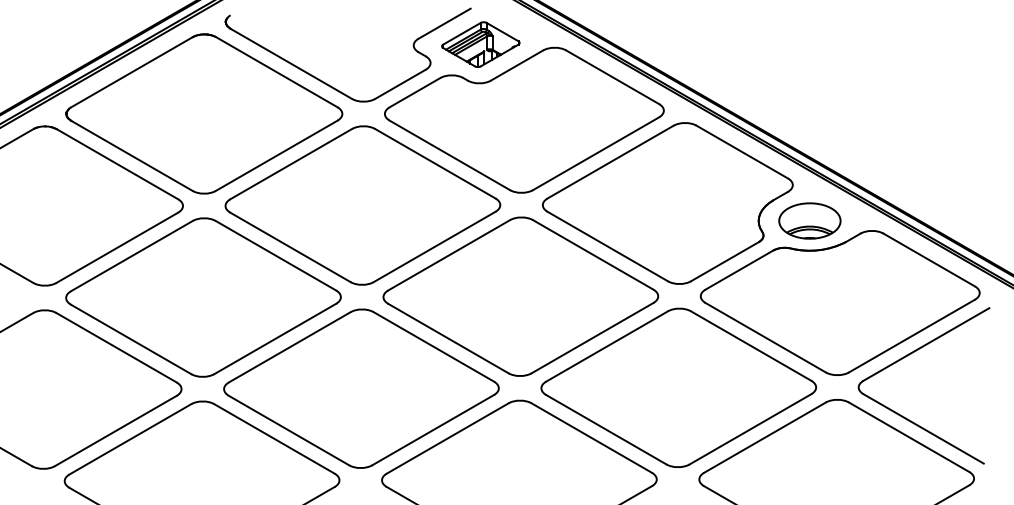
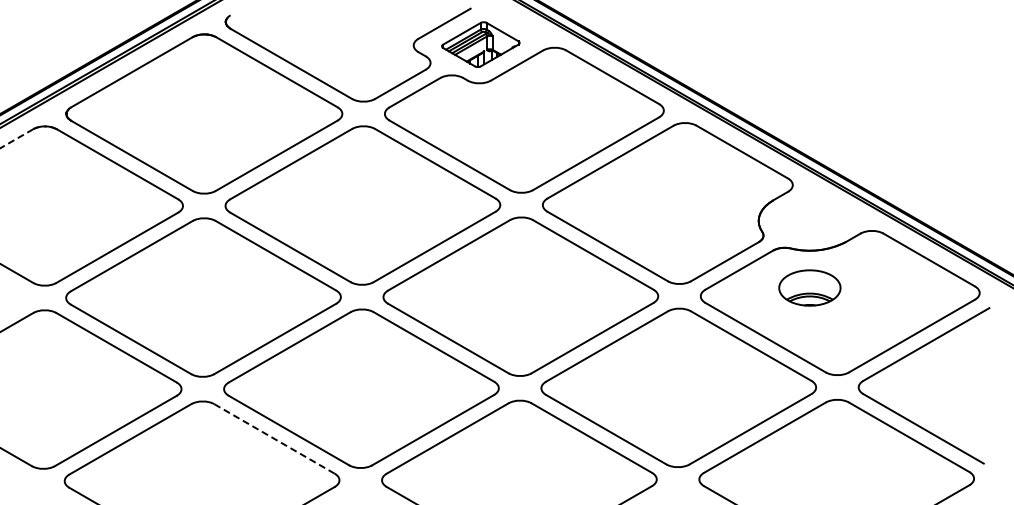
line: solid -> dashed (16, 138)
part position: (809, 220) -> (809, 287) (809, 287)
line: solid -> dashed (274, 438)
